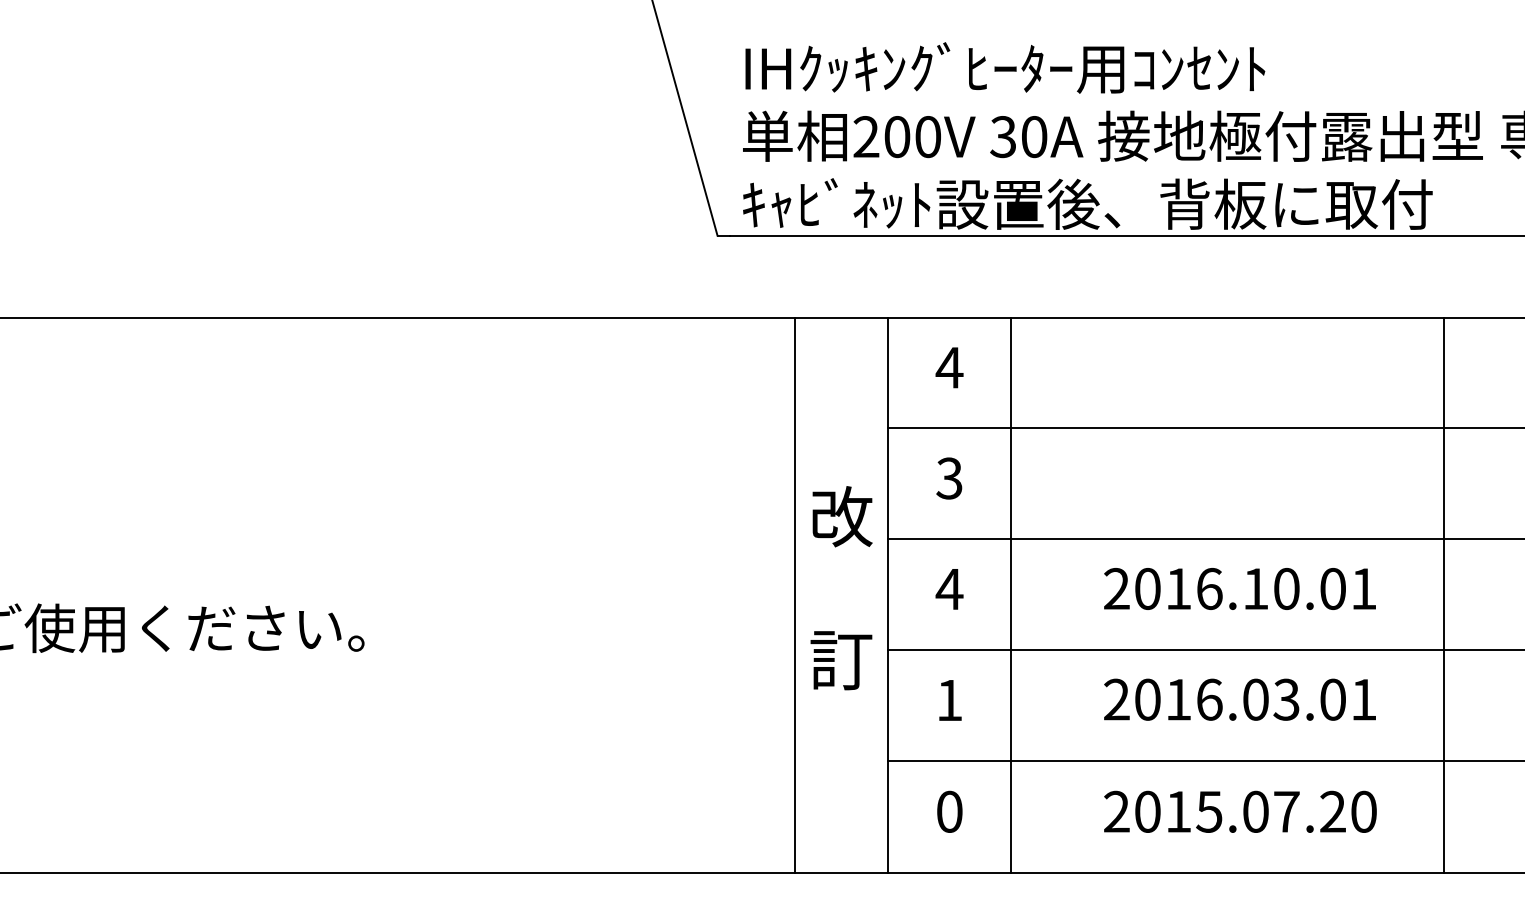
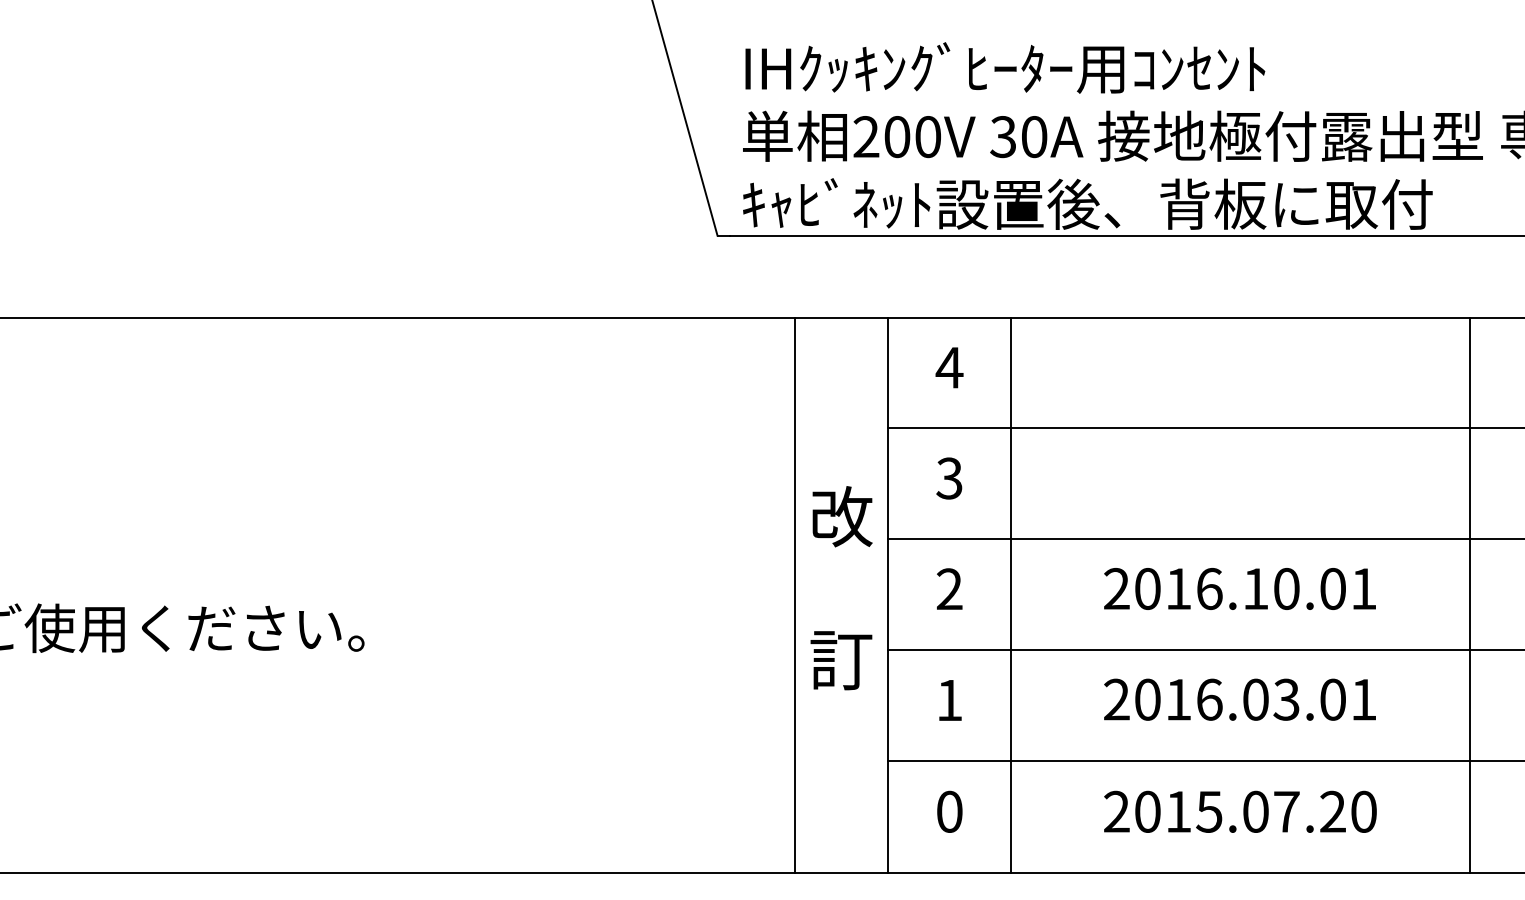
text: 4 -> 2 (949, 588)
line position: (1443, 594) -> (1469, 594) (1469, 594)
